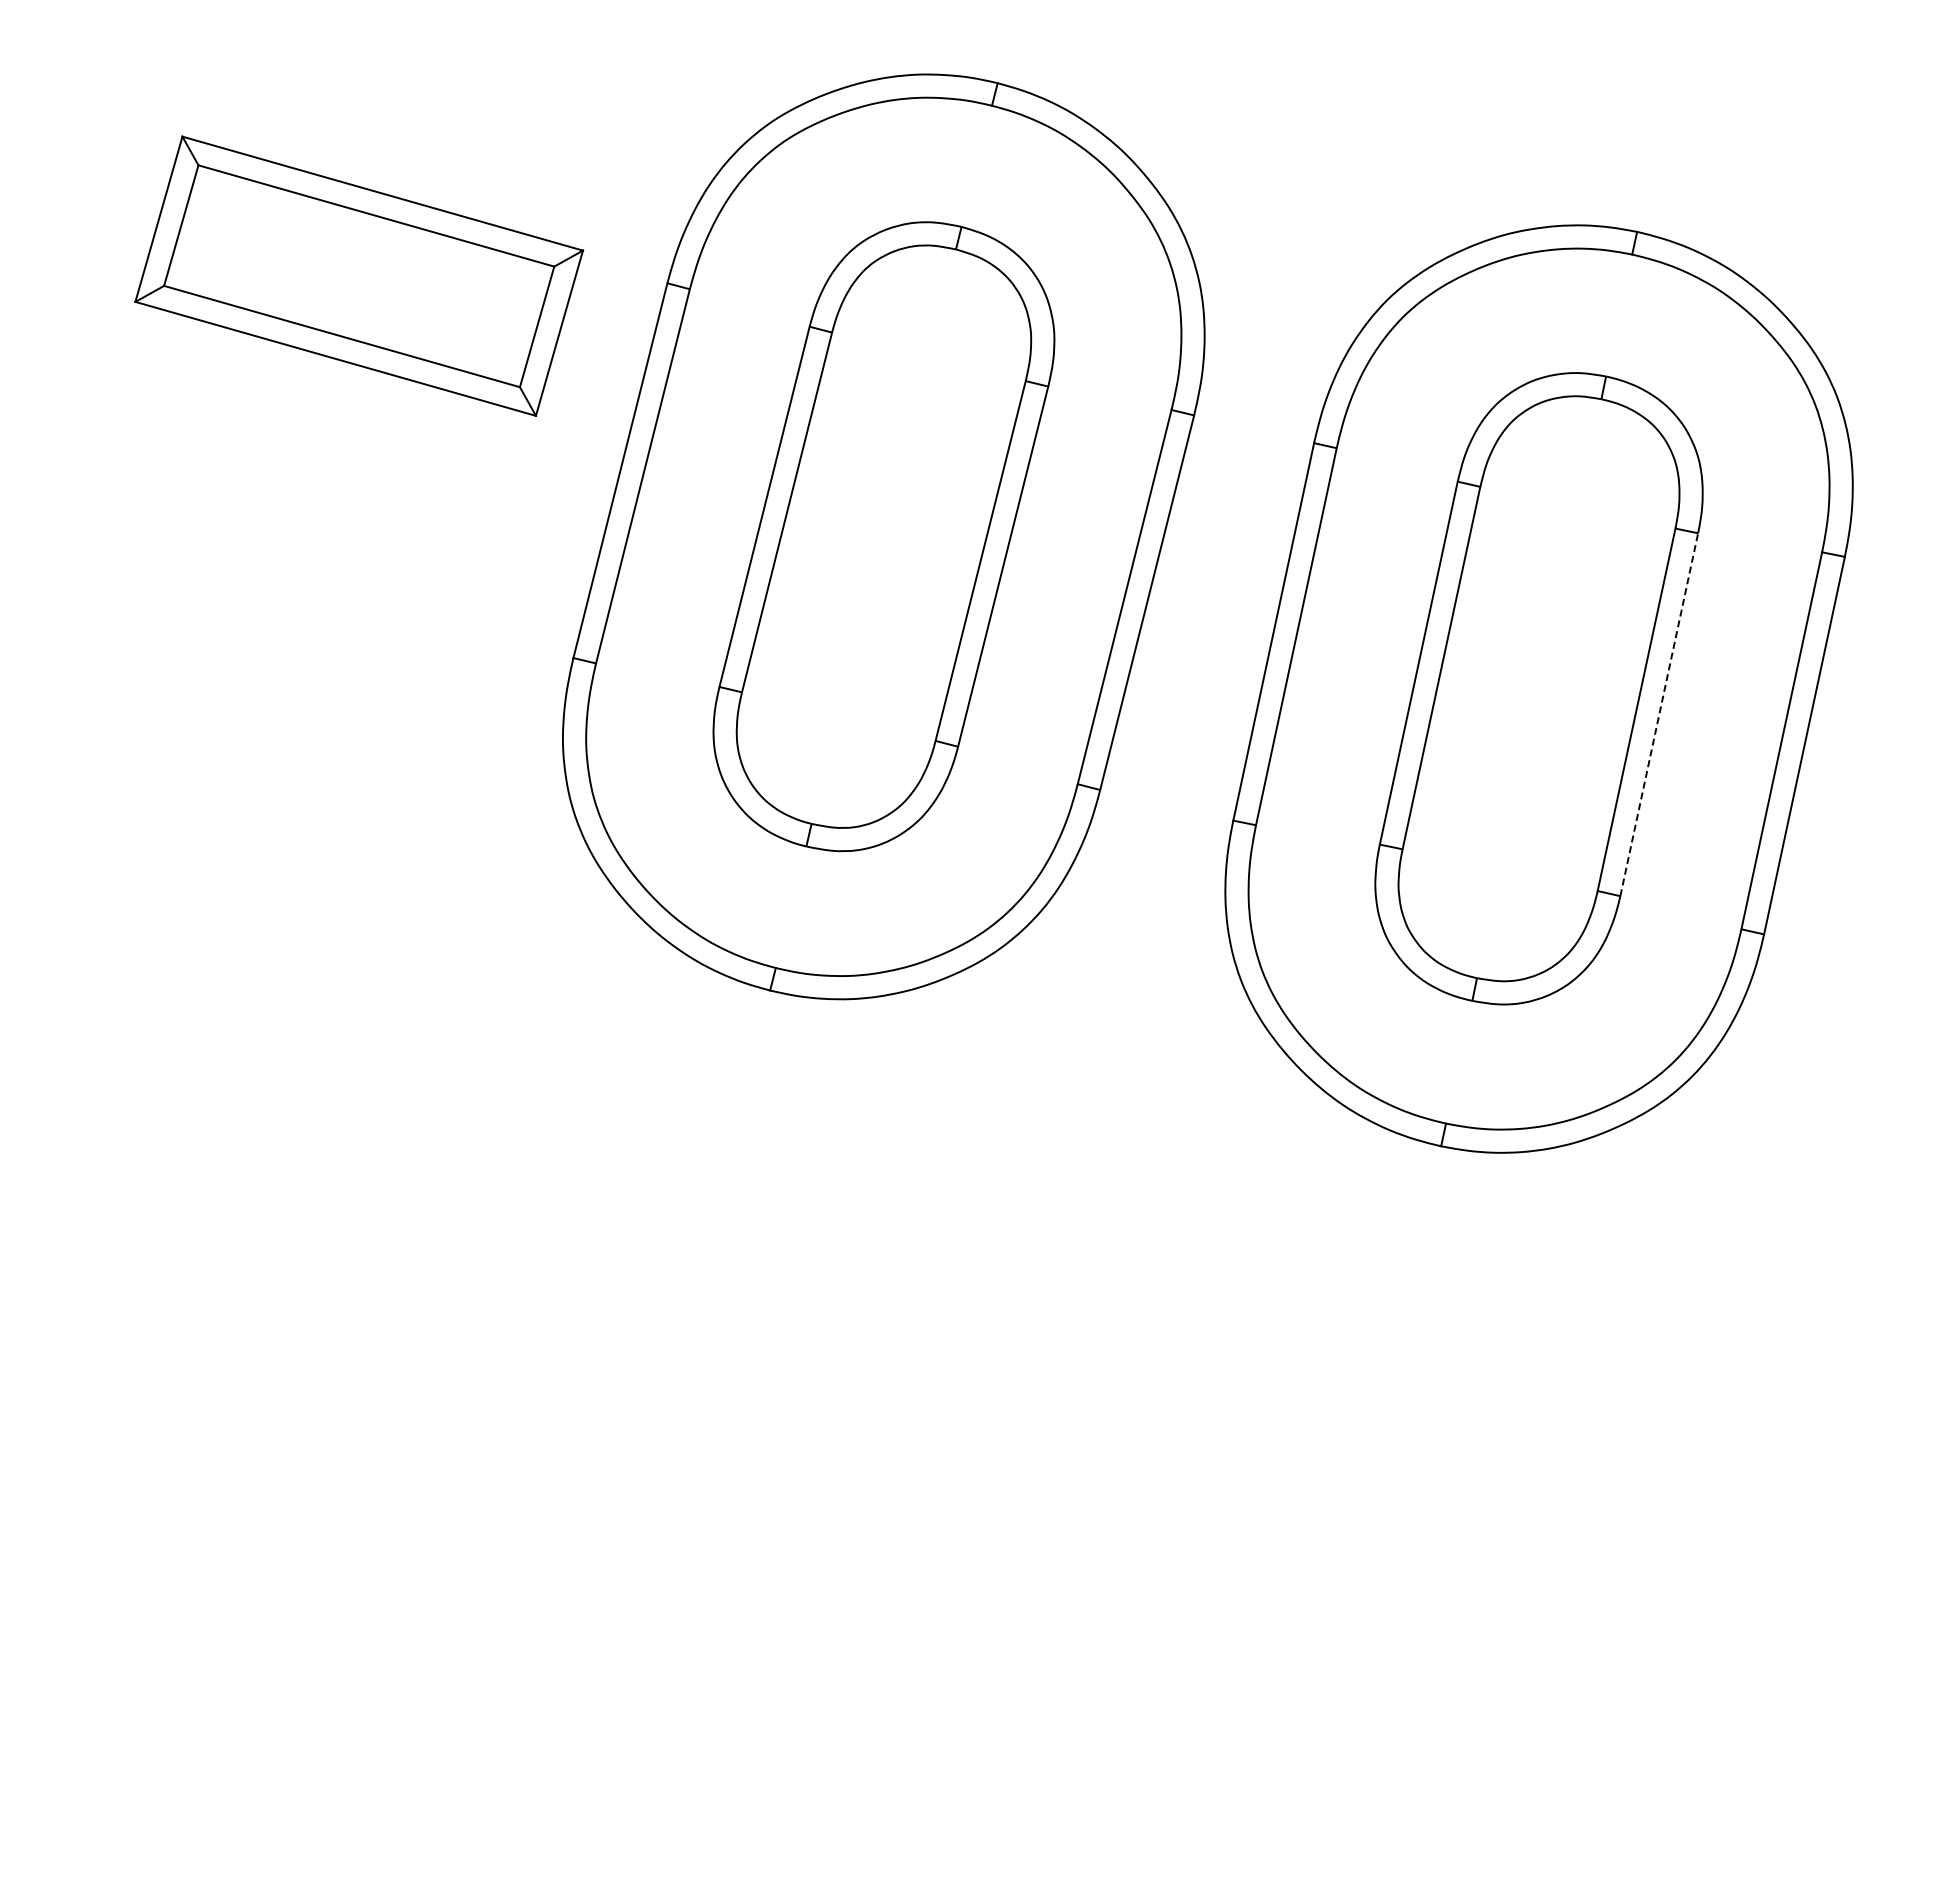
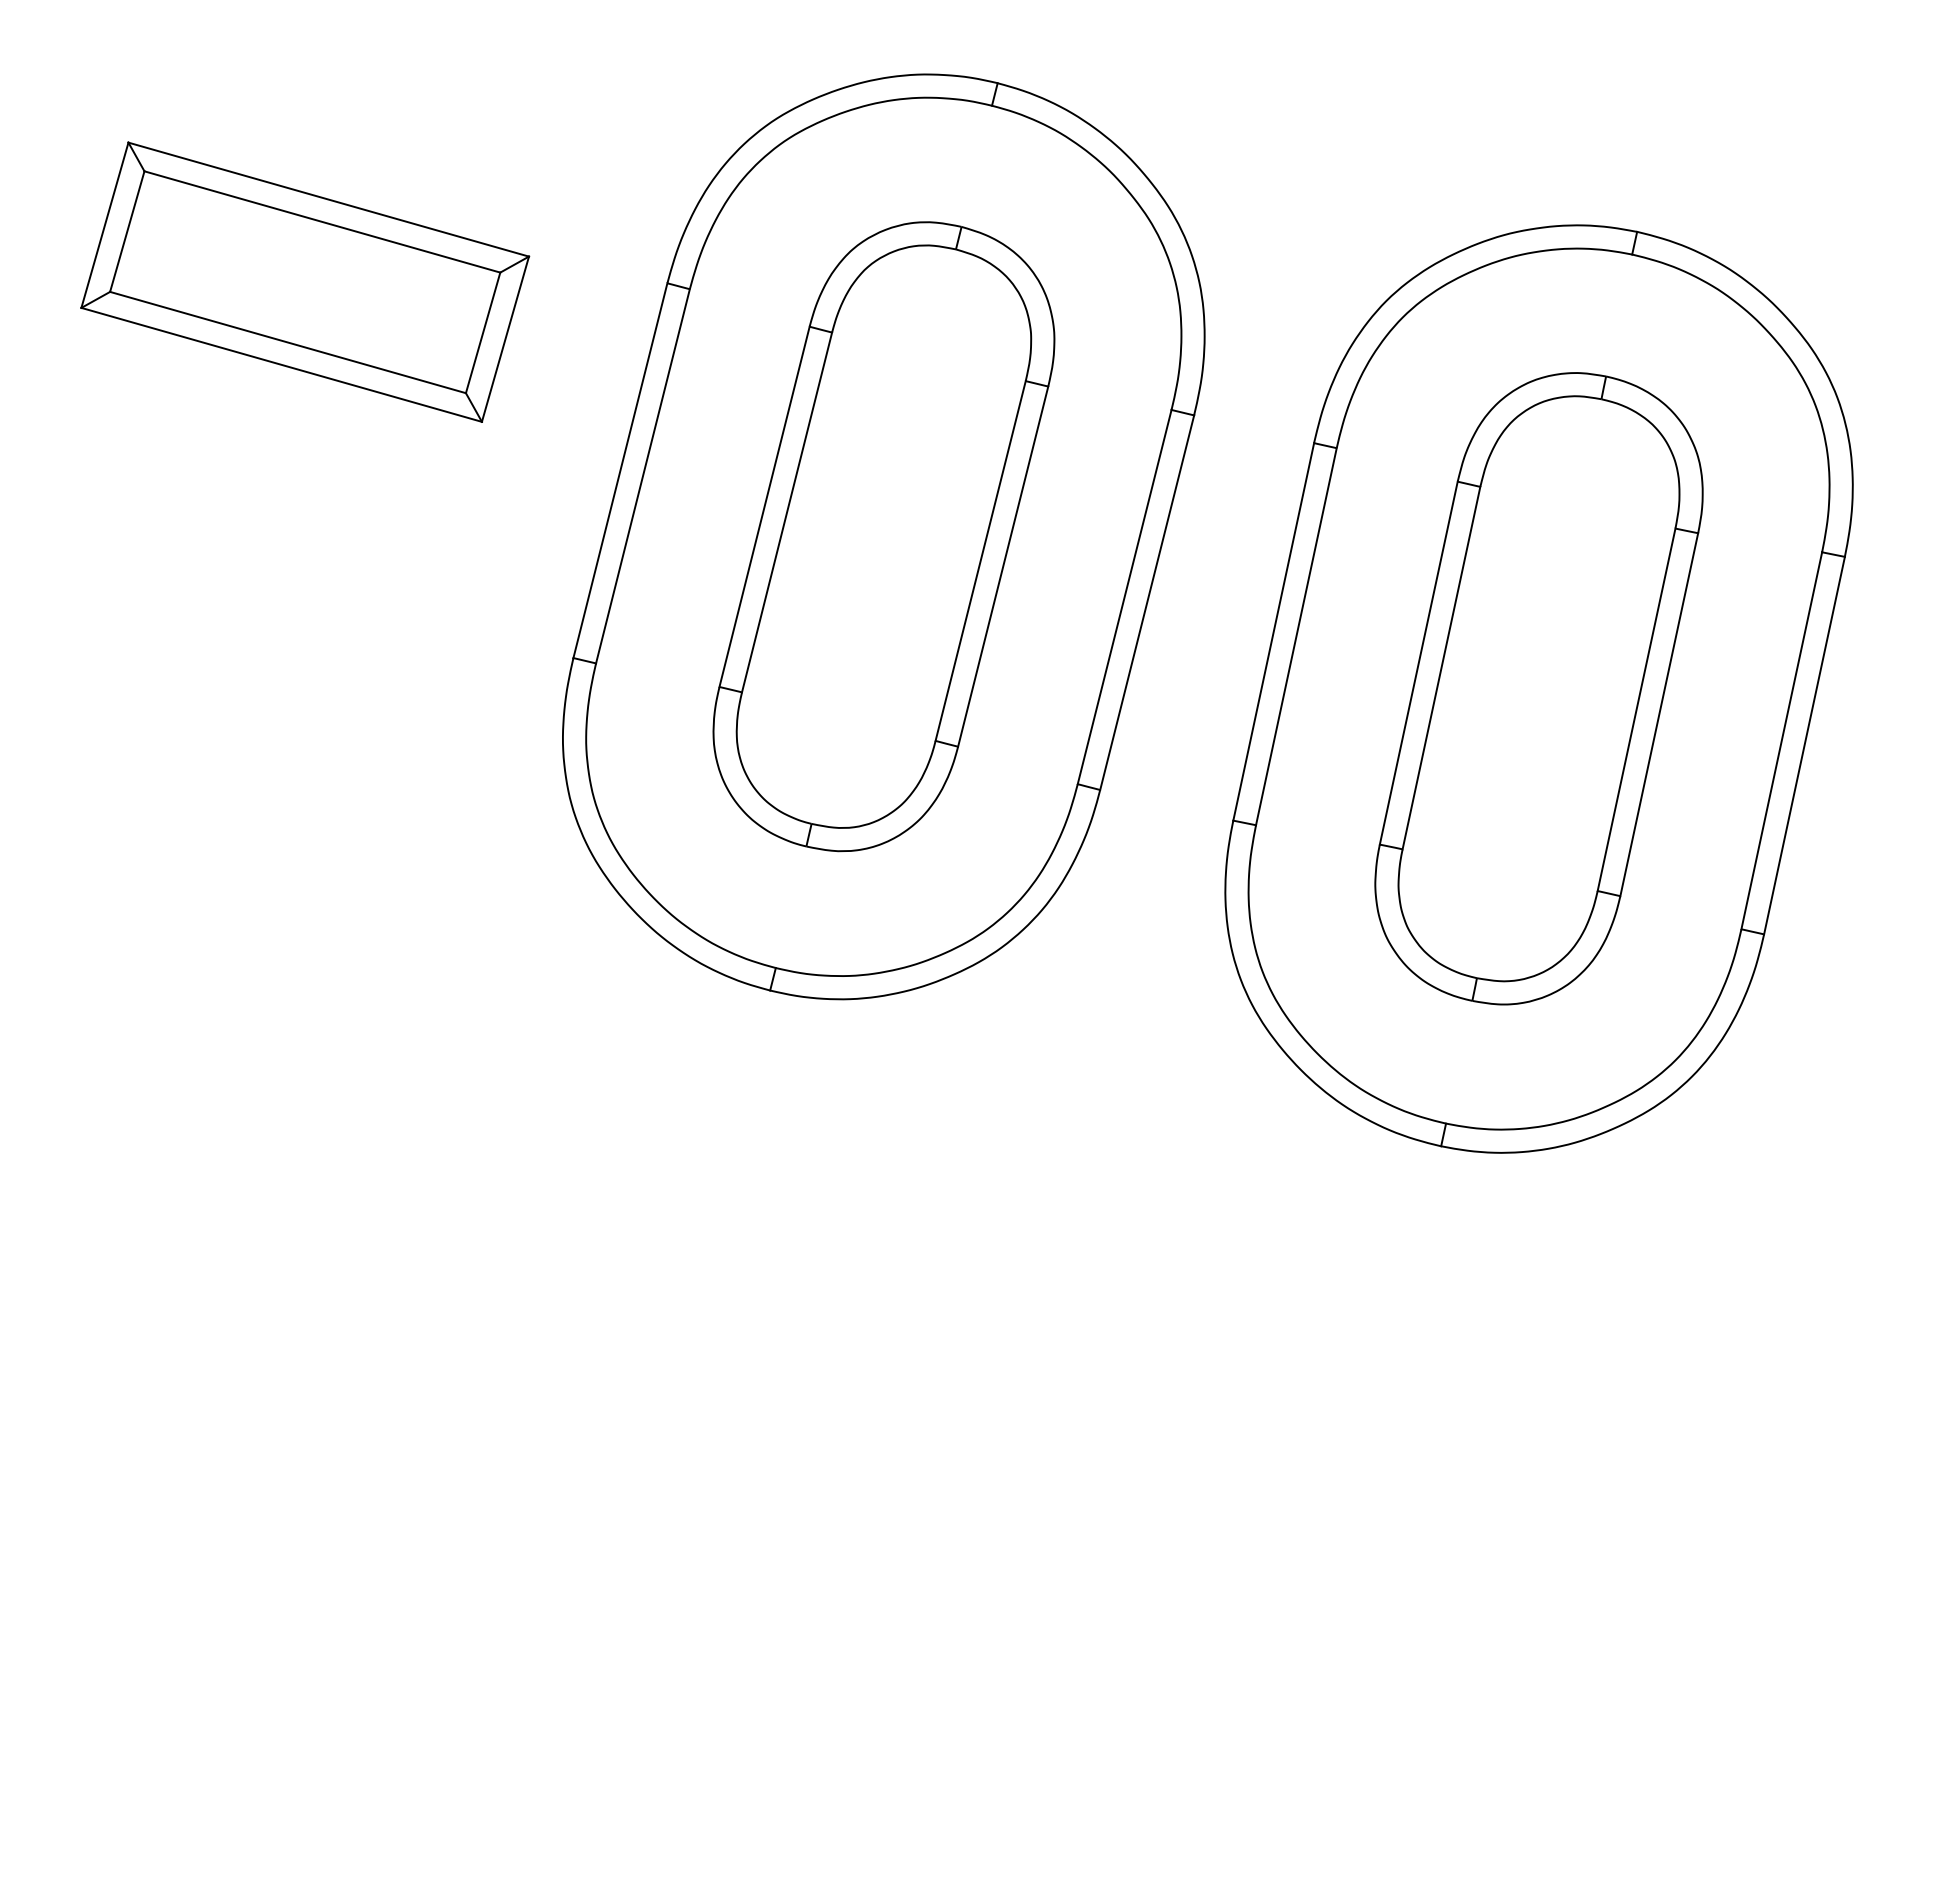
part position: (359, 275) -> (305, 281) (305, 281)
line: dashed -> solid (1659, 714)
